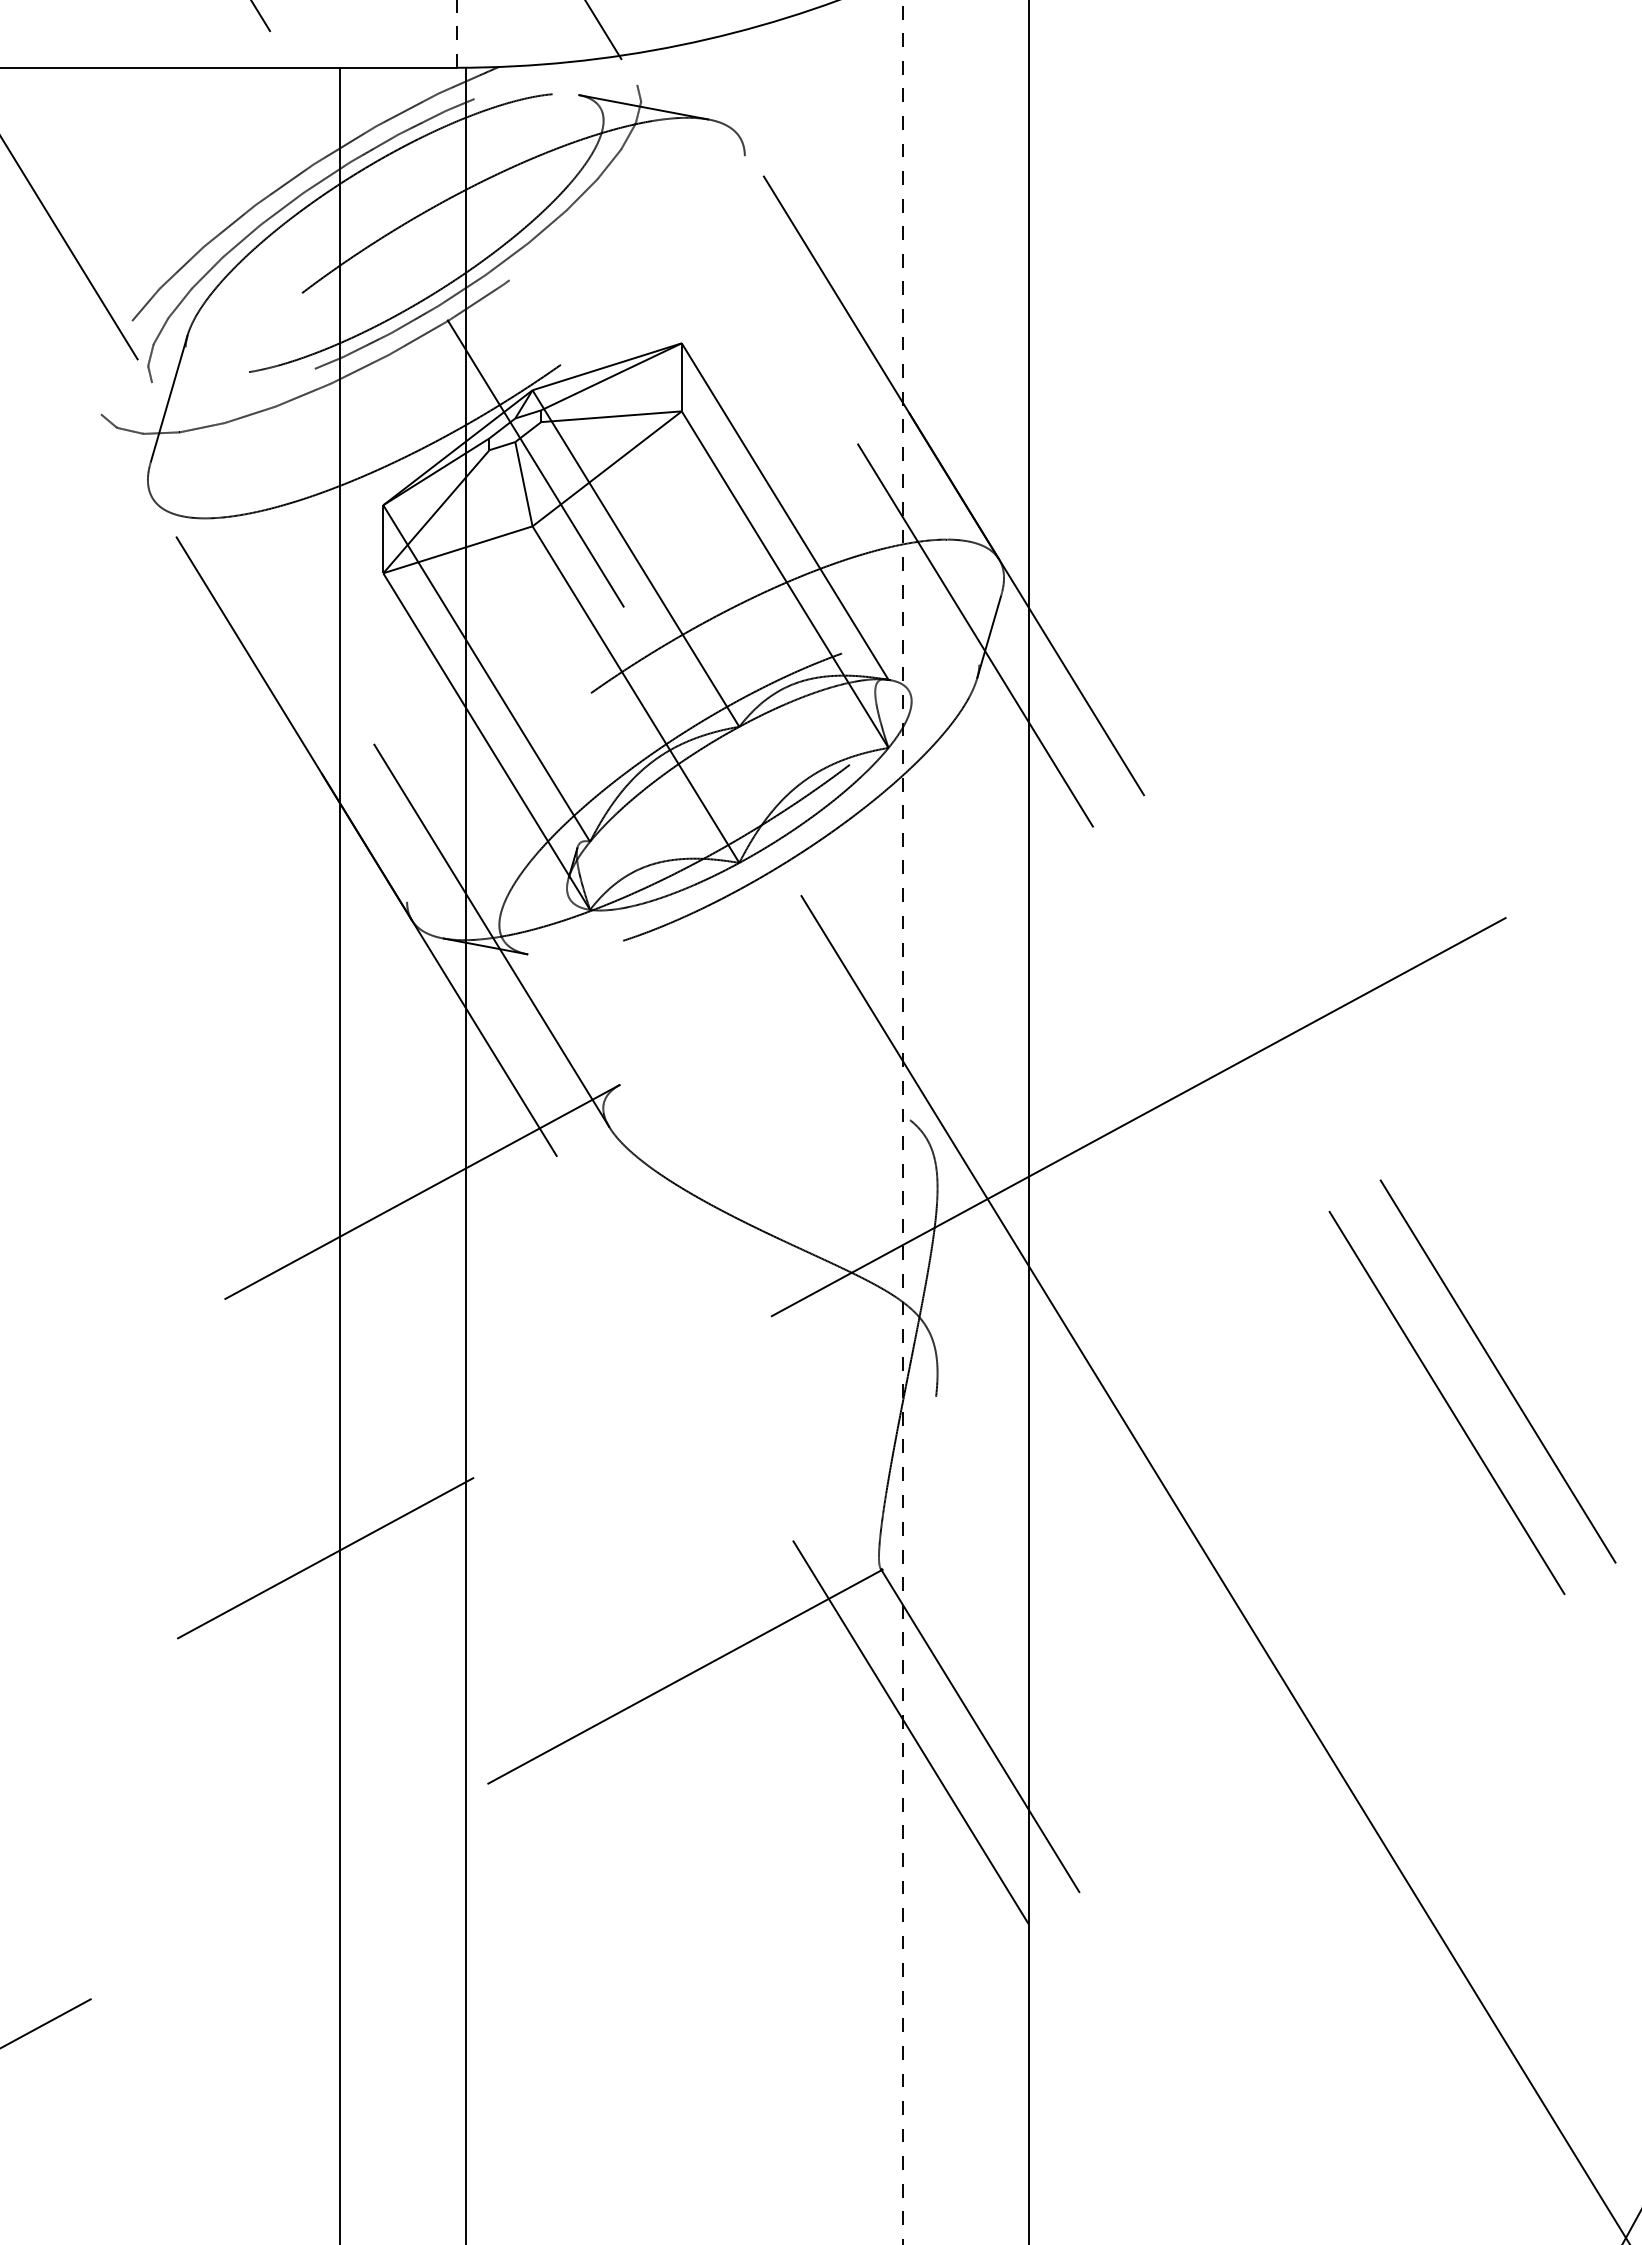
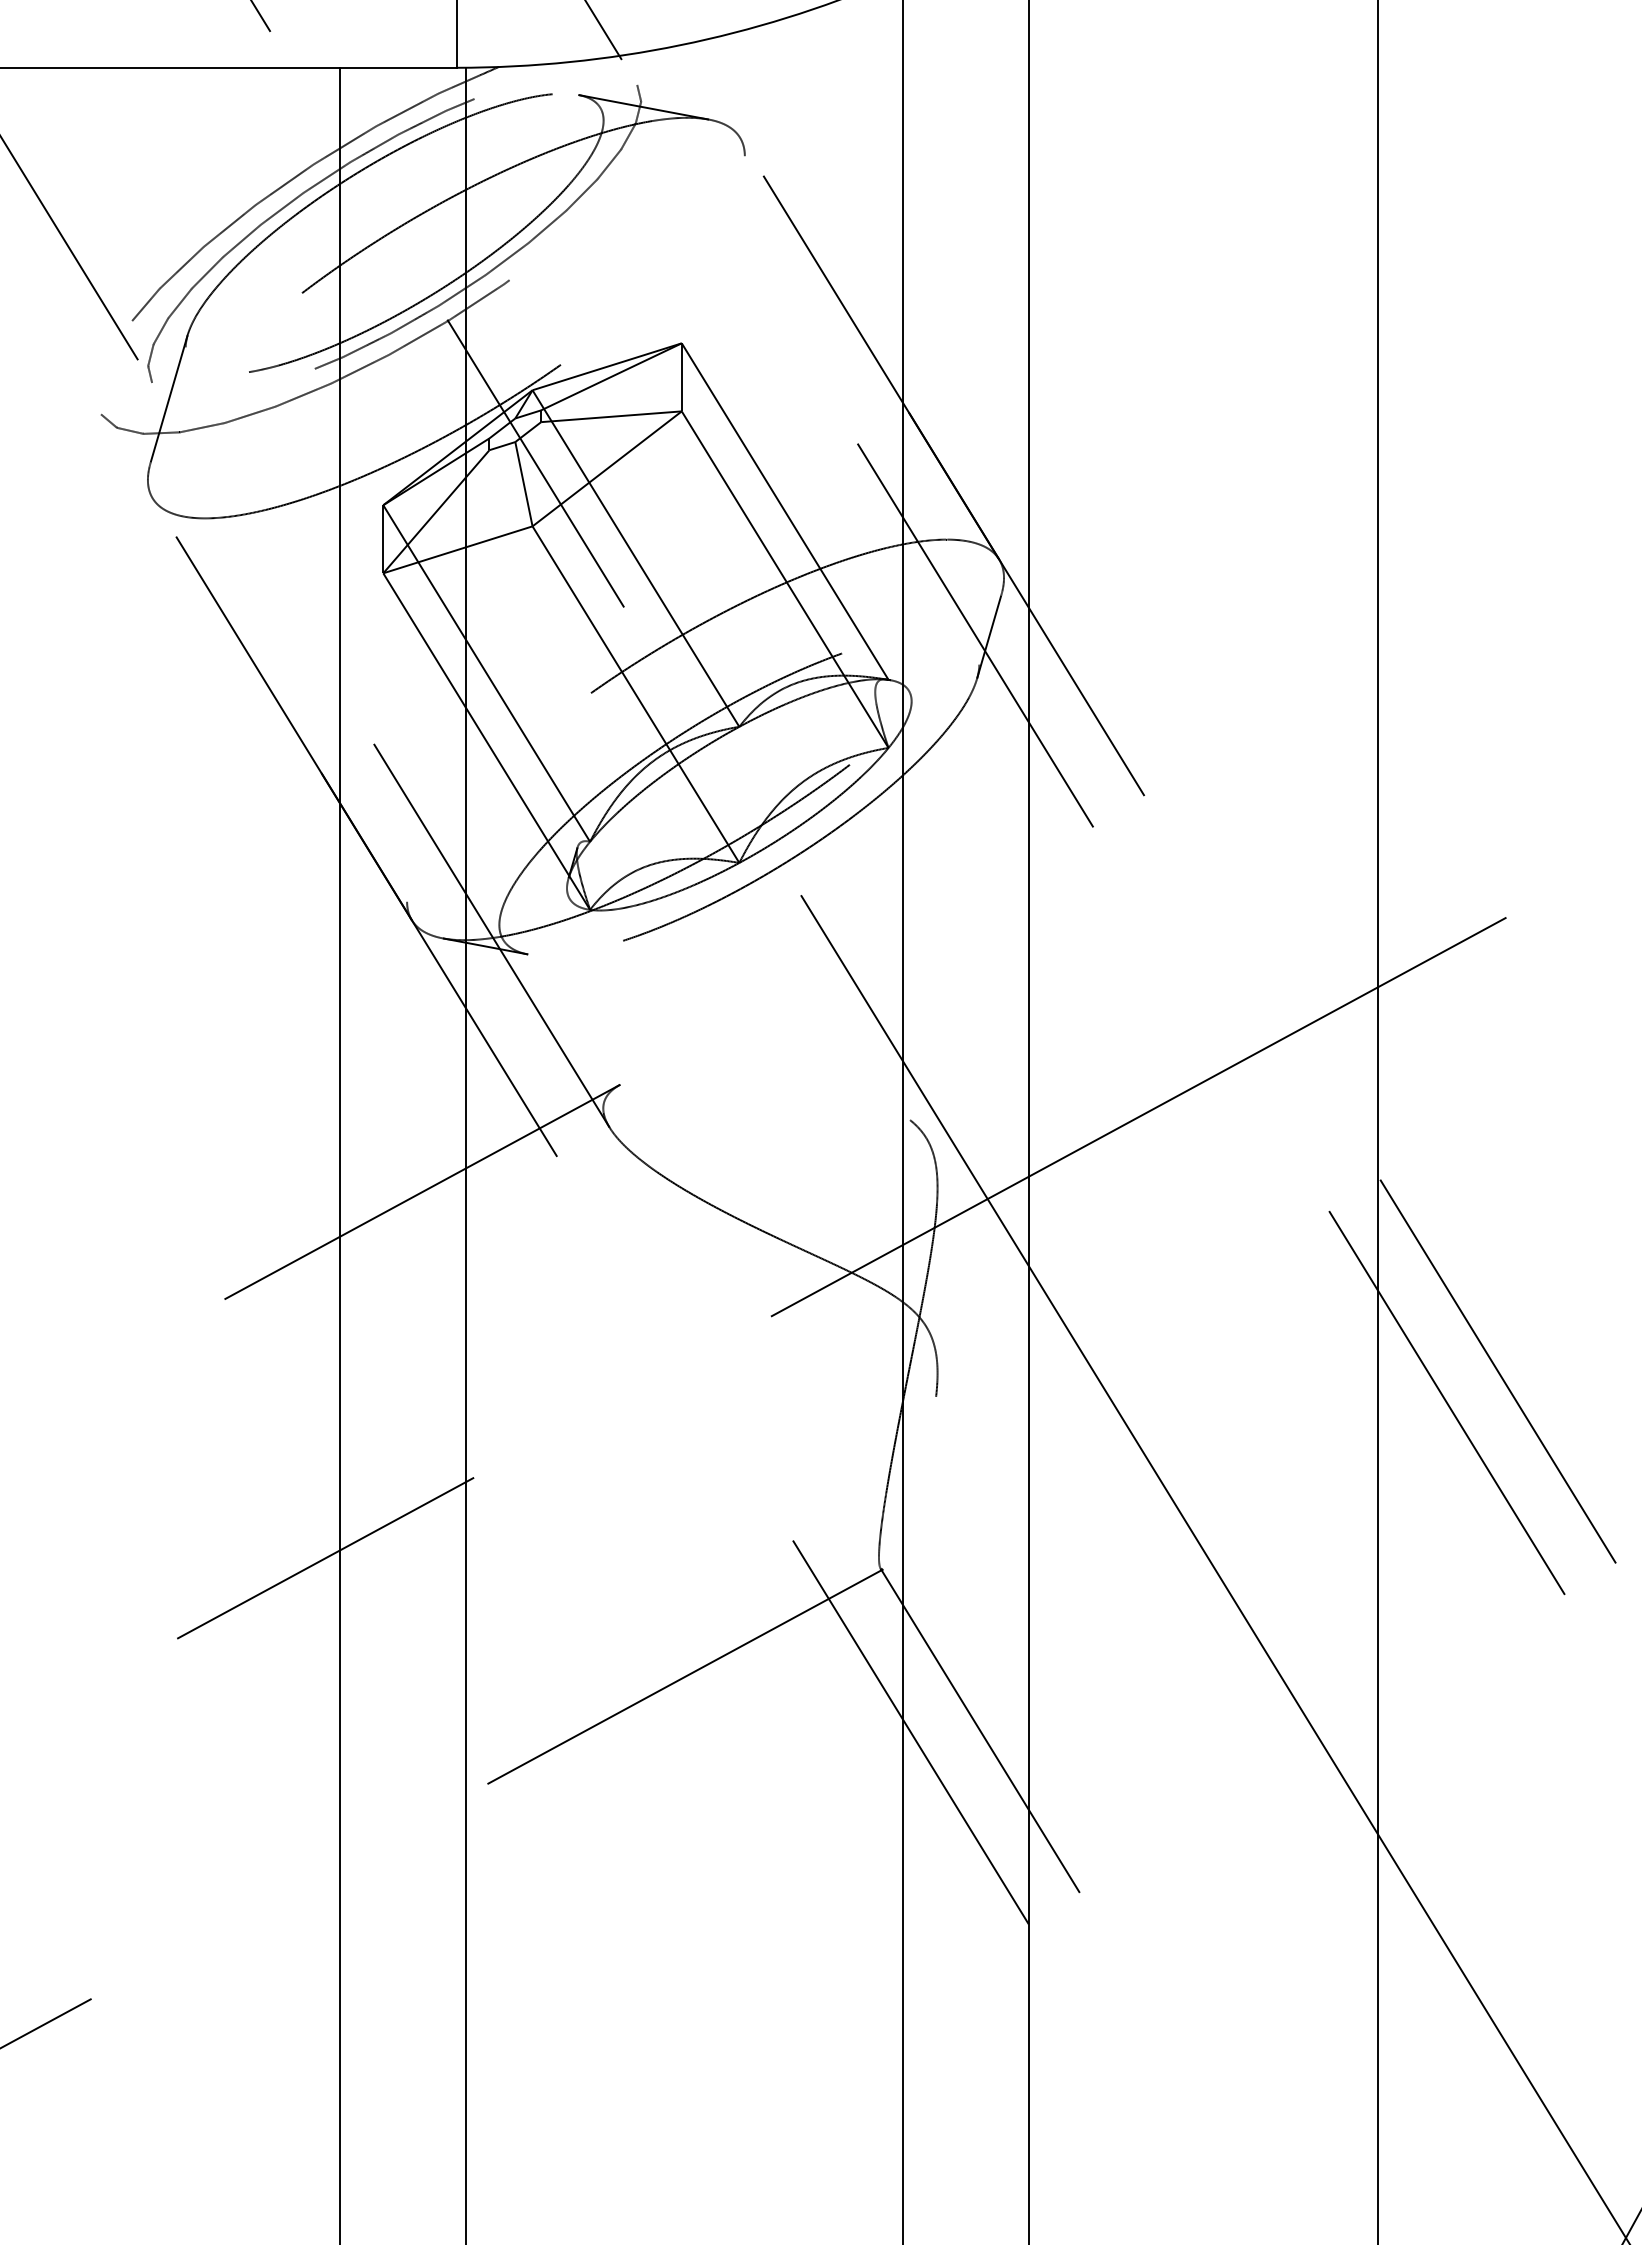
line: dashed -> solid (456, 33)
line: dashed -> solid (902, 1121)
line: none -> present (1377, 1121)
